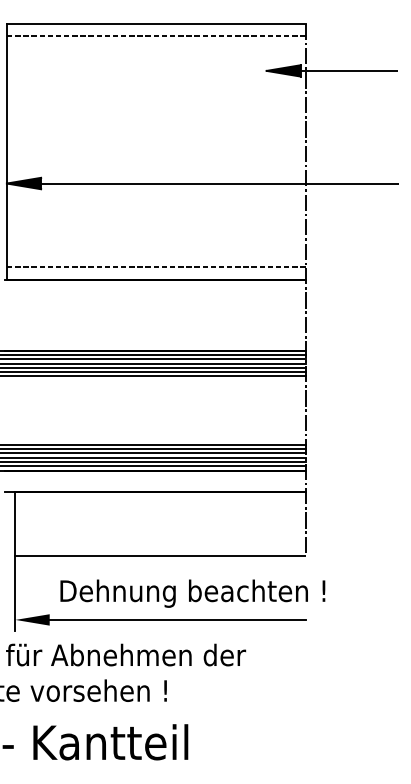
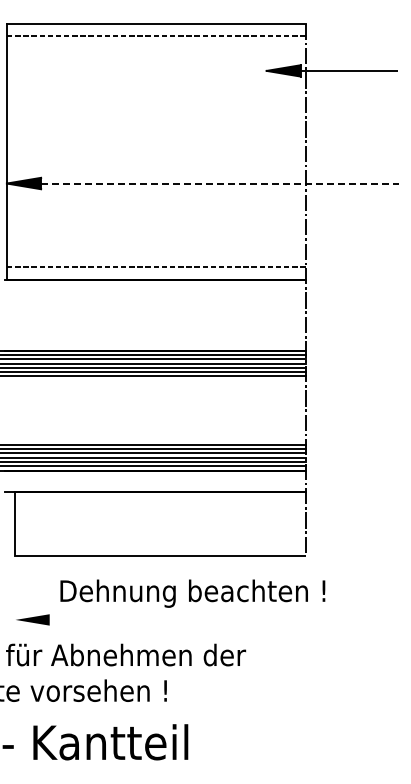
line: solid -> dashed (219, 183)
line: present -> none (15, 593)
line: present -> none (177, 619)
